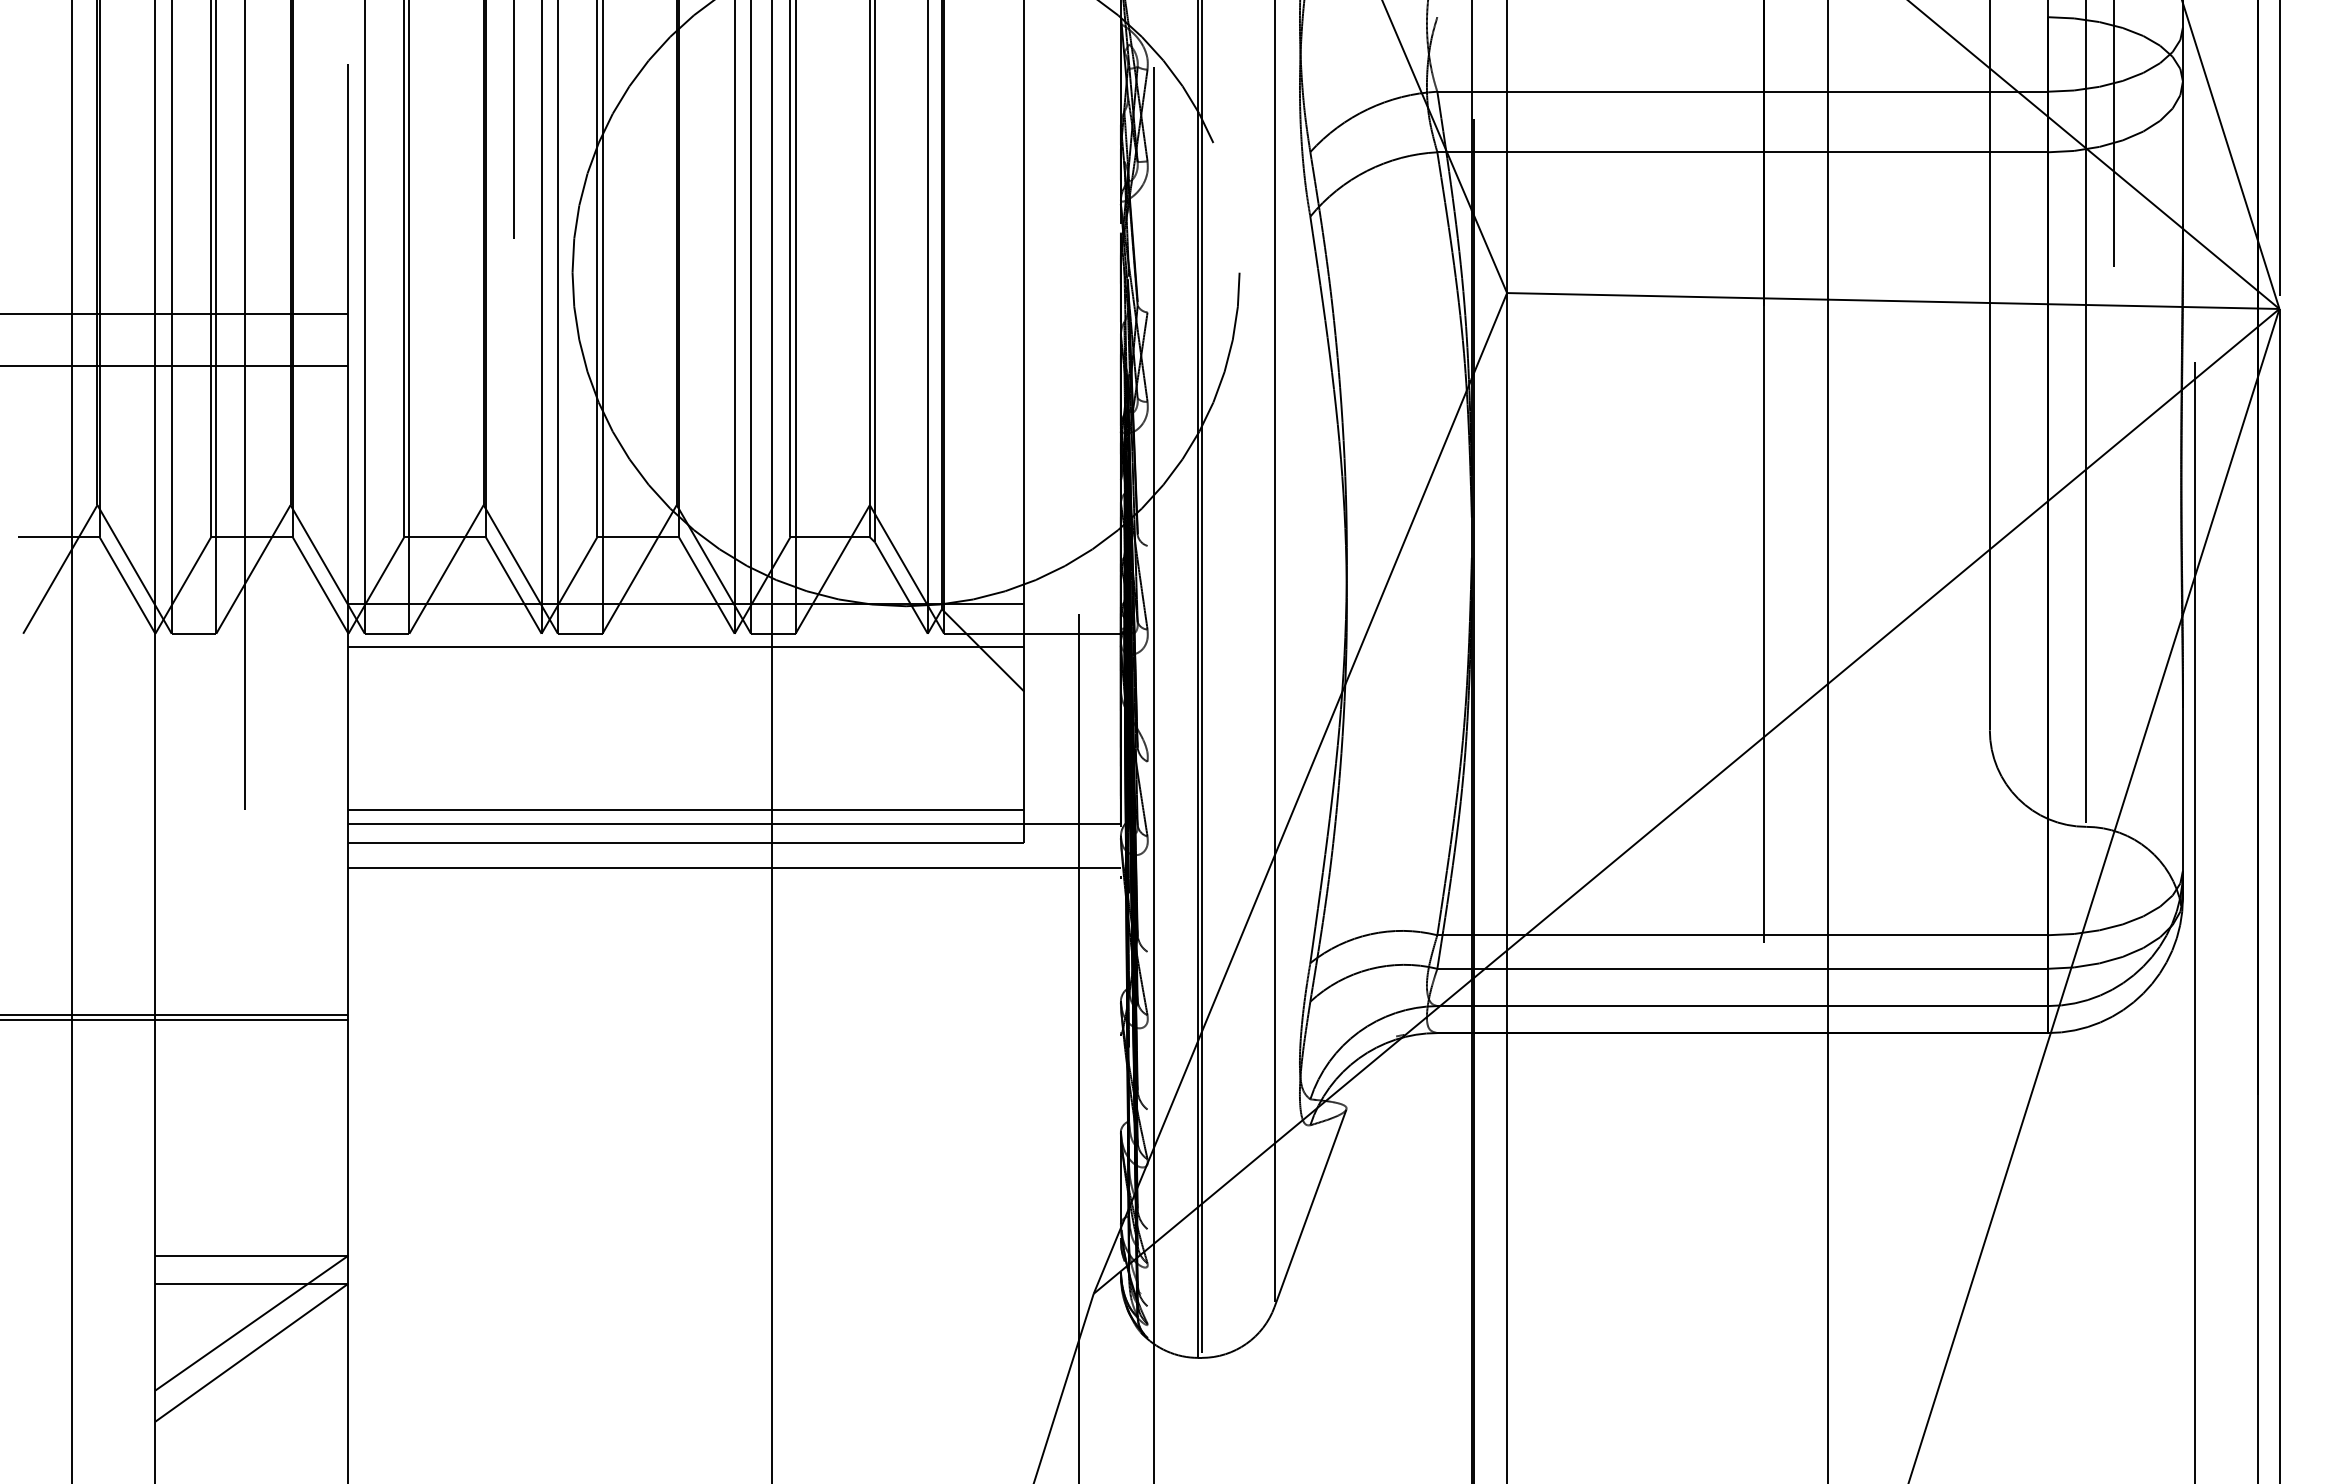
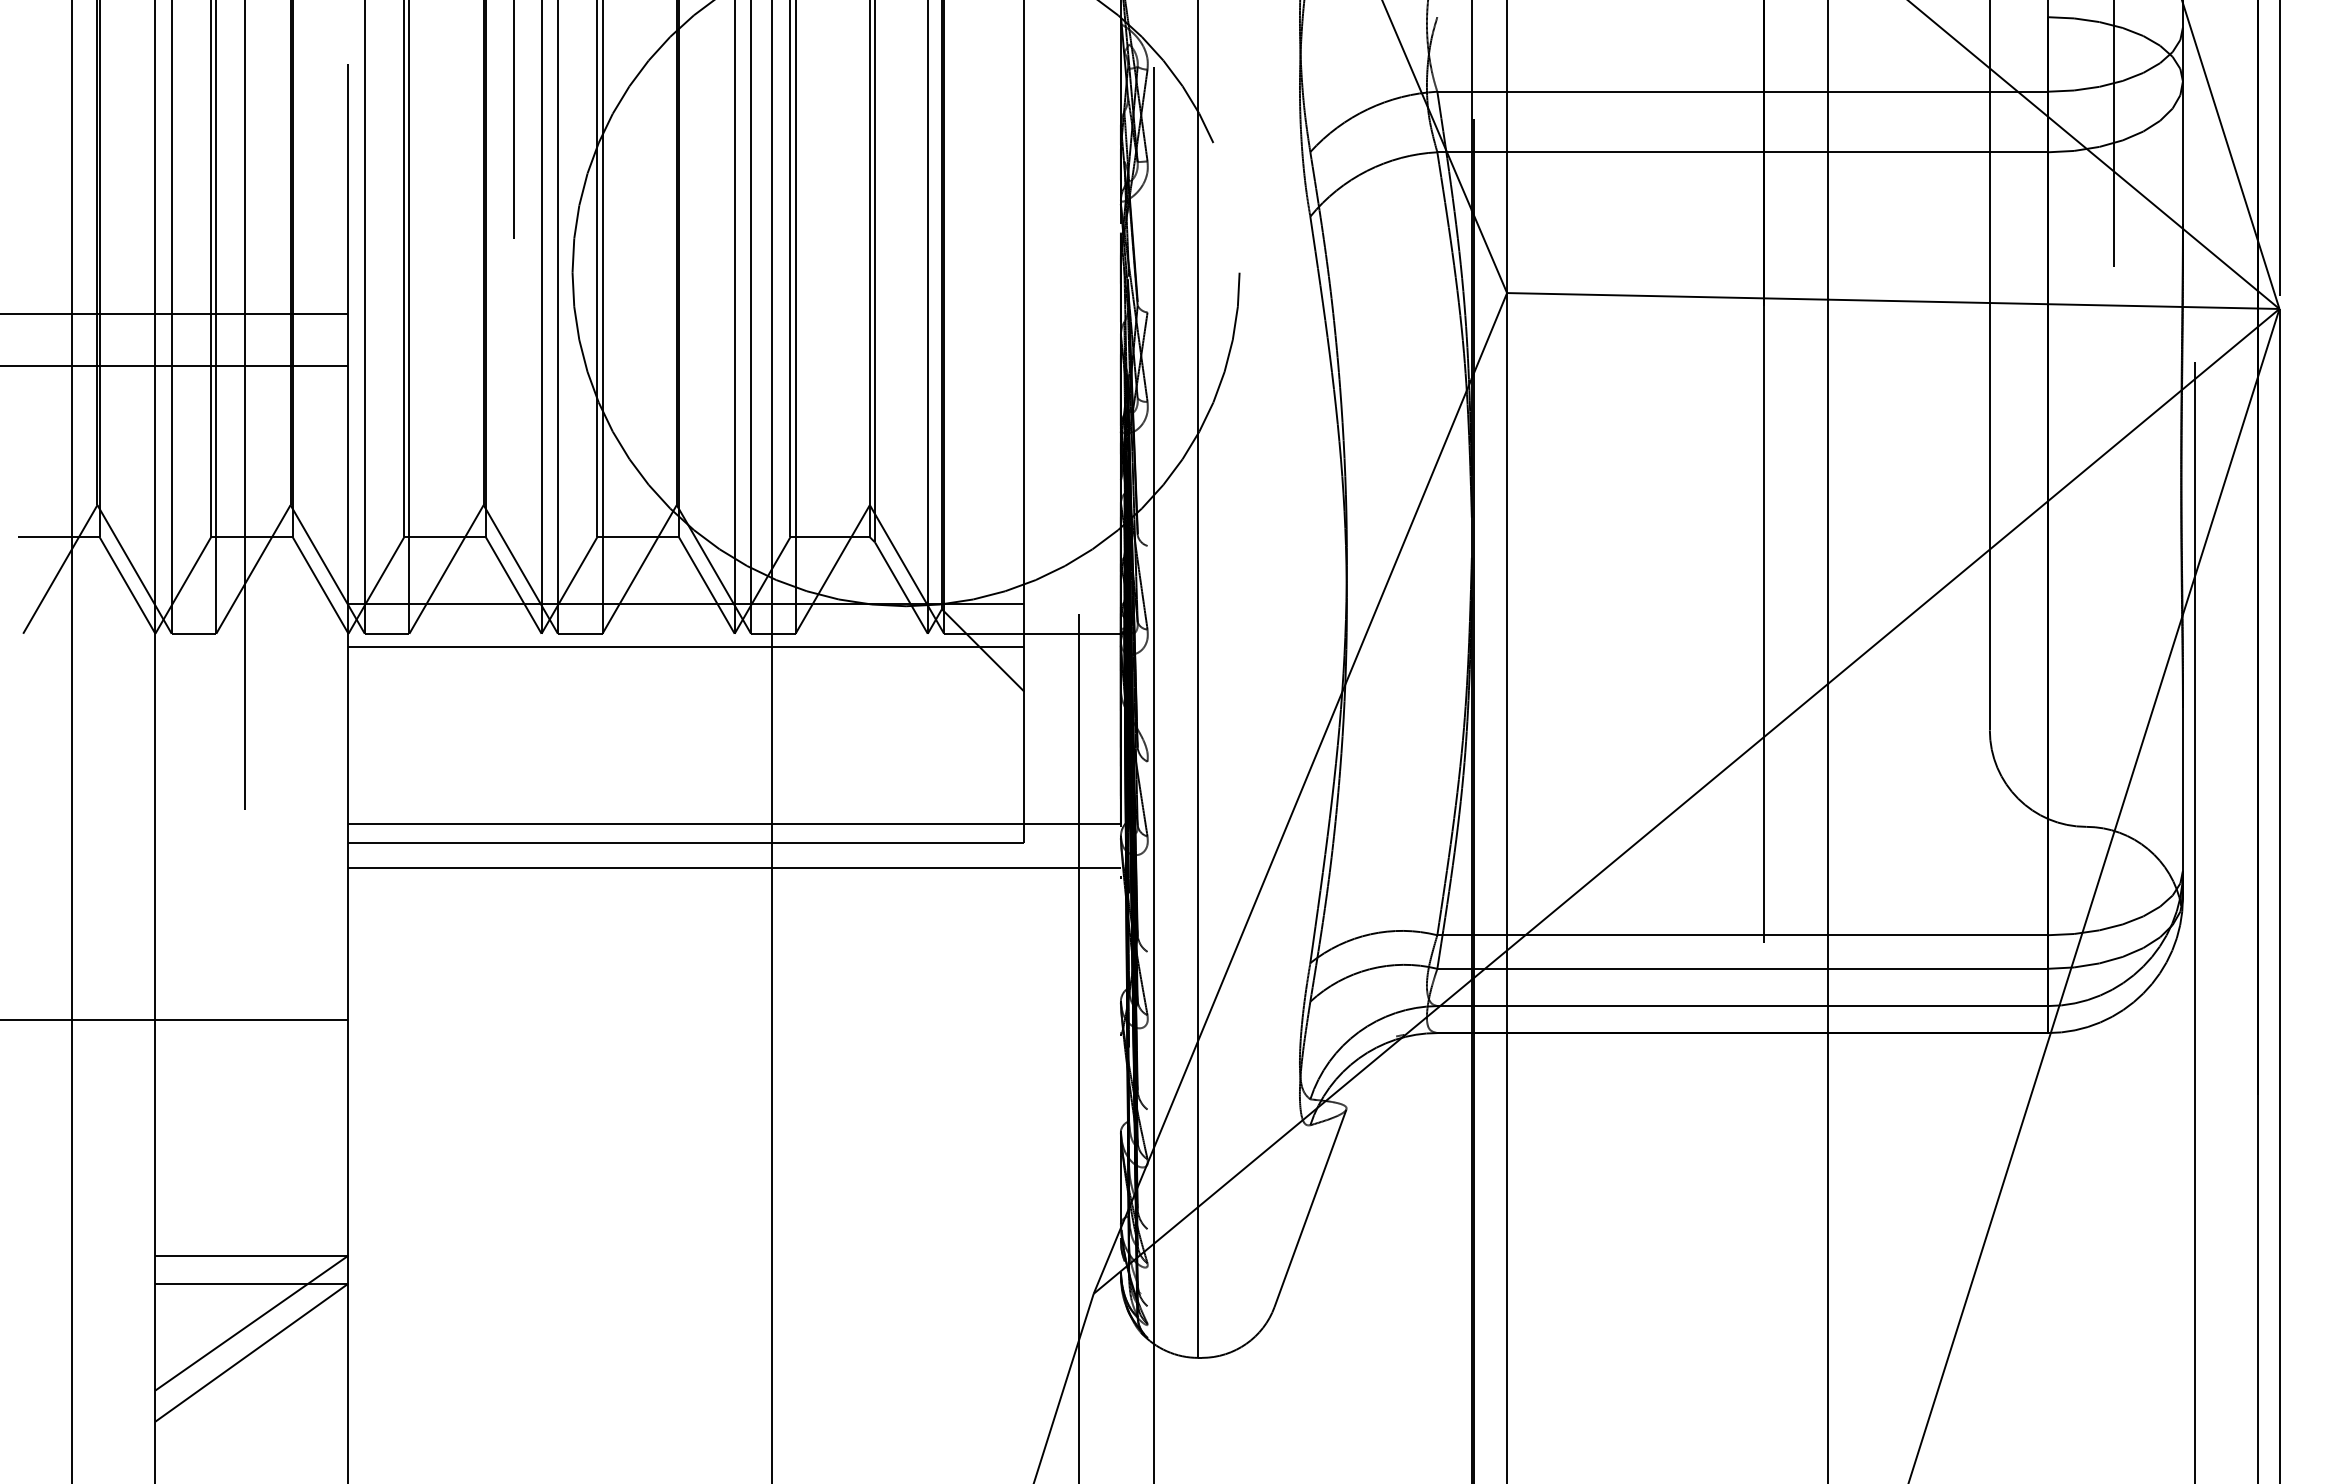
line: present -> none (2086, 412)
line: present -> none (1274, 651)
line: present -> none (1201, 677)
line: present -> none (686, 810)
line: present -> none (175, 1015)
